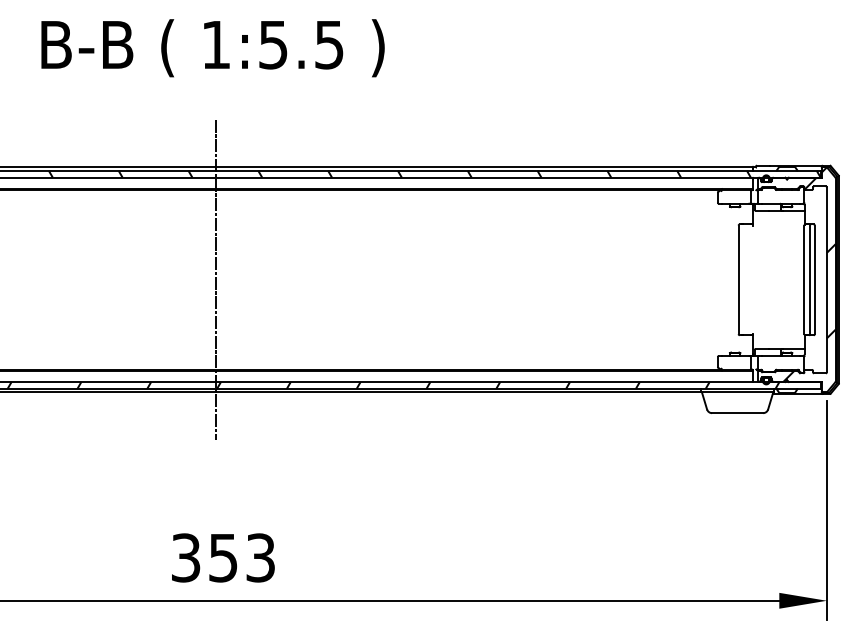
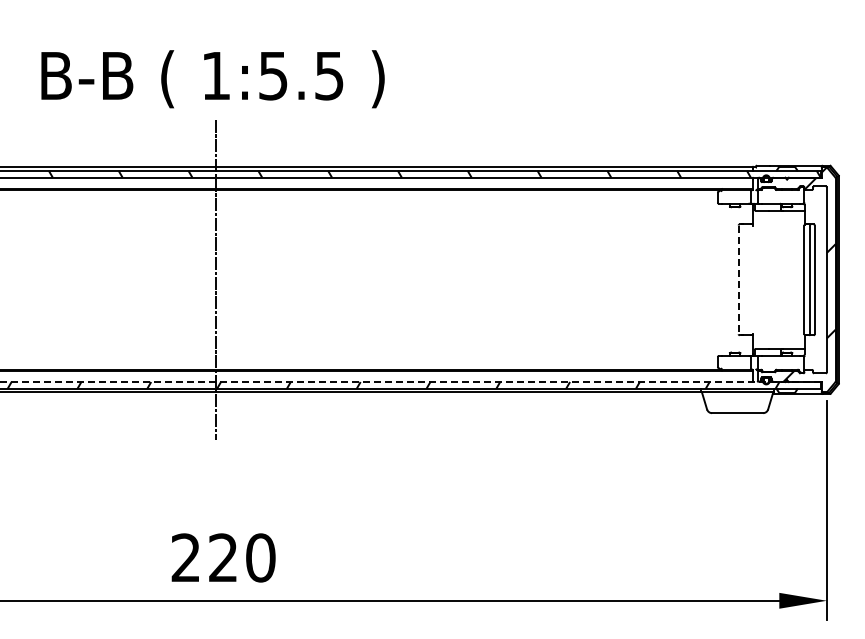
text position: (212, 48) -> (212, 79) (212, 79)
line: solid -> dashed (738, 280)
line: solid -> dashed (410, 382)
text: 353 -> 220 (223, 557)
